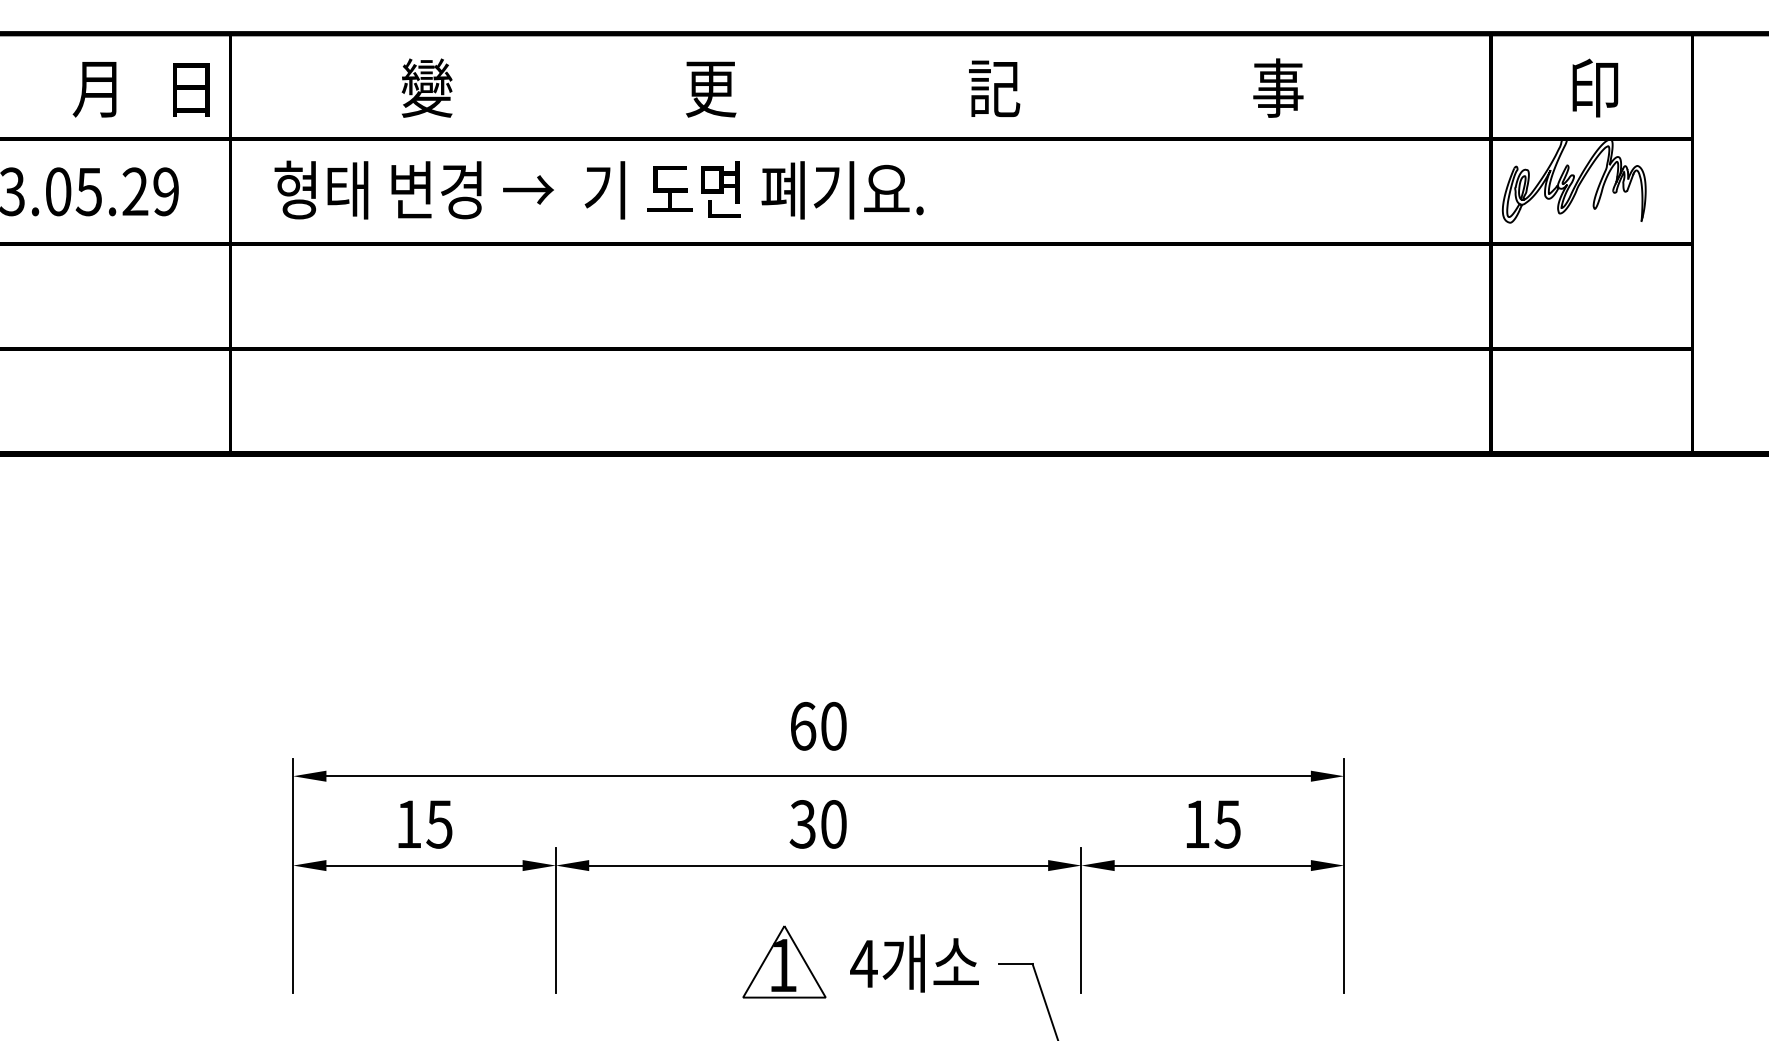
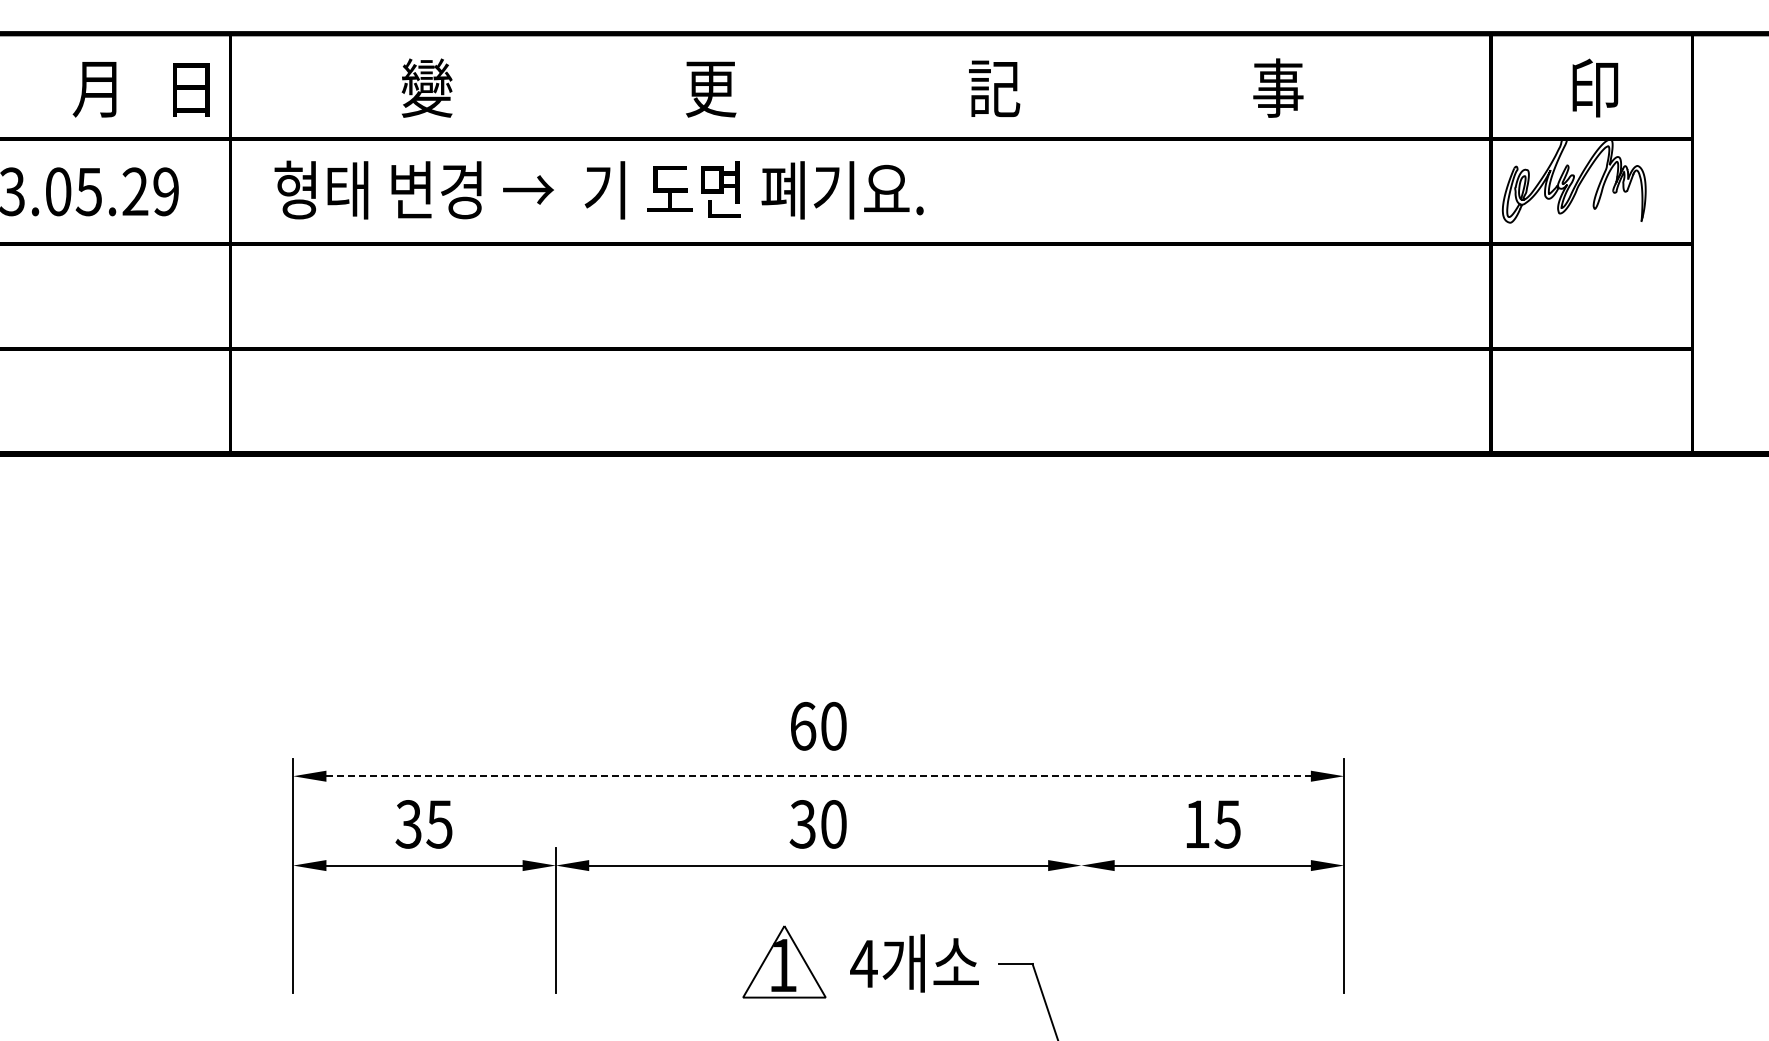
line: solid -> dashed (819, 776)
text: 15 -> 35 (408, 824)
line: present -> none (1081, 920)
